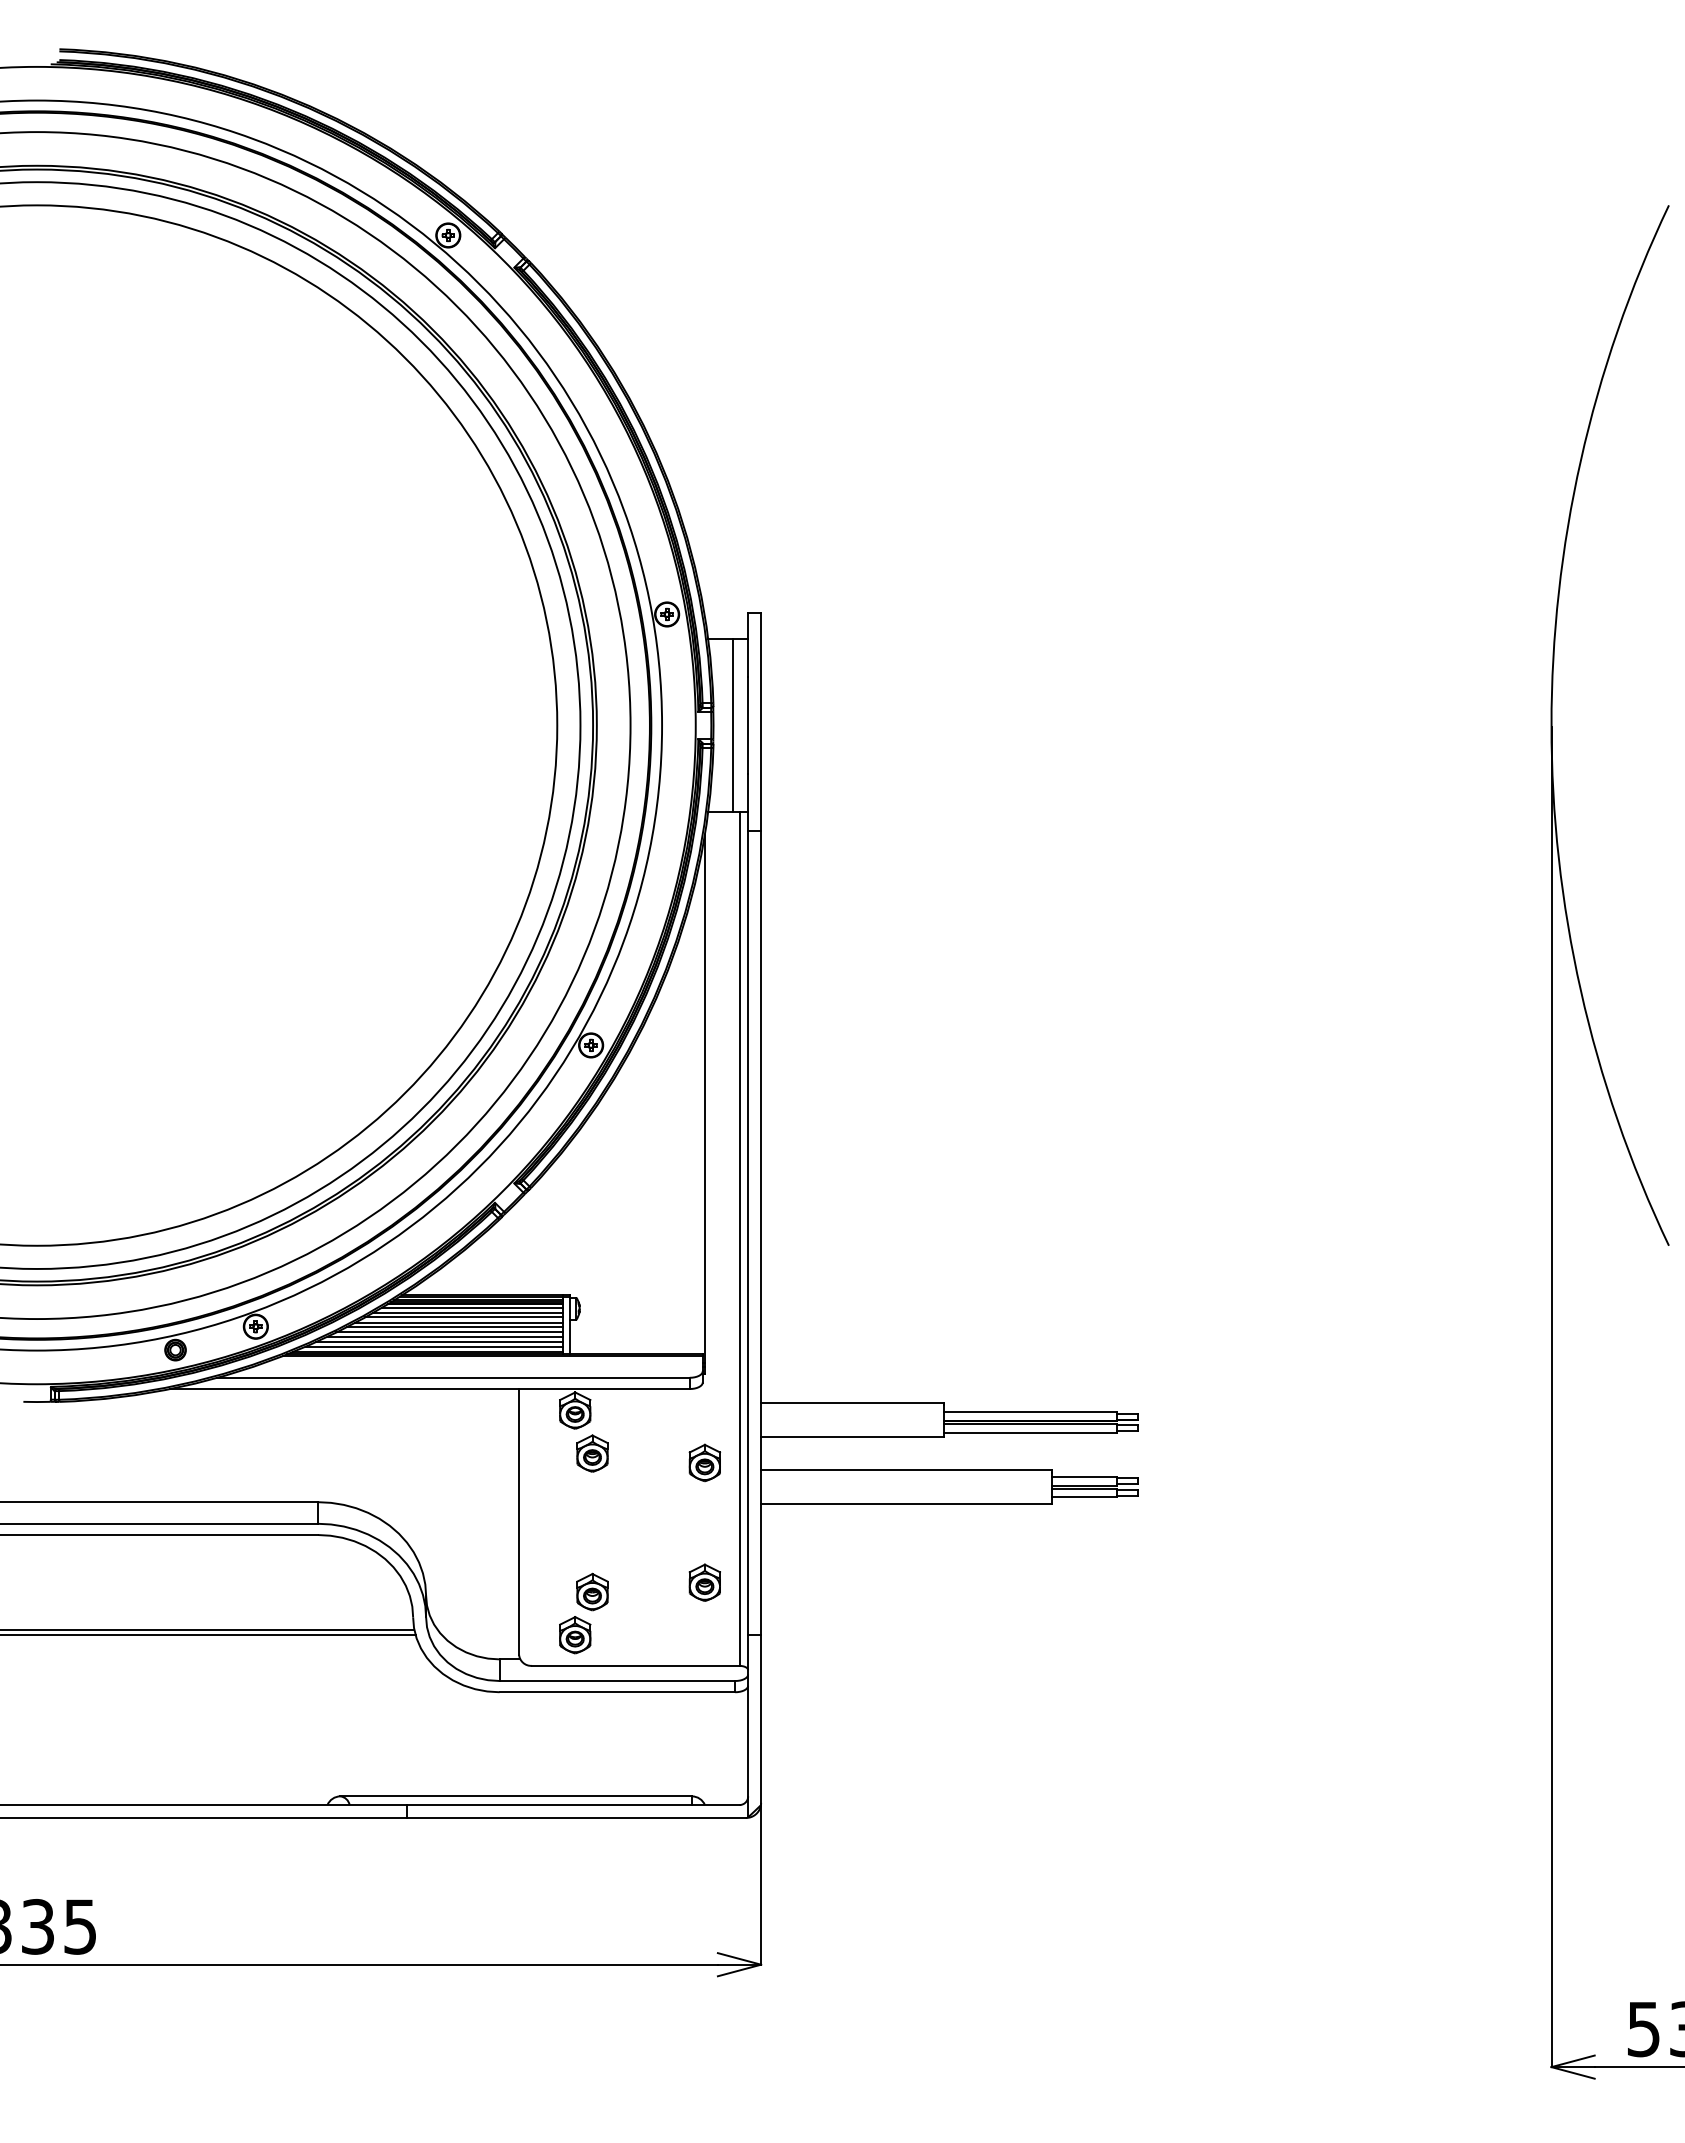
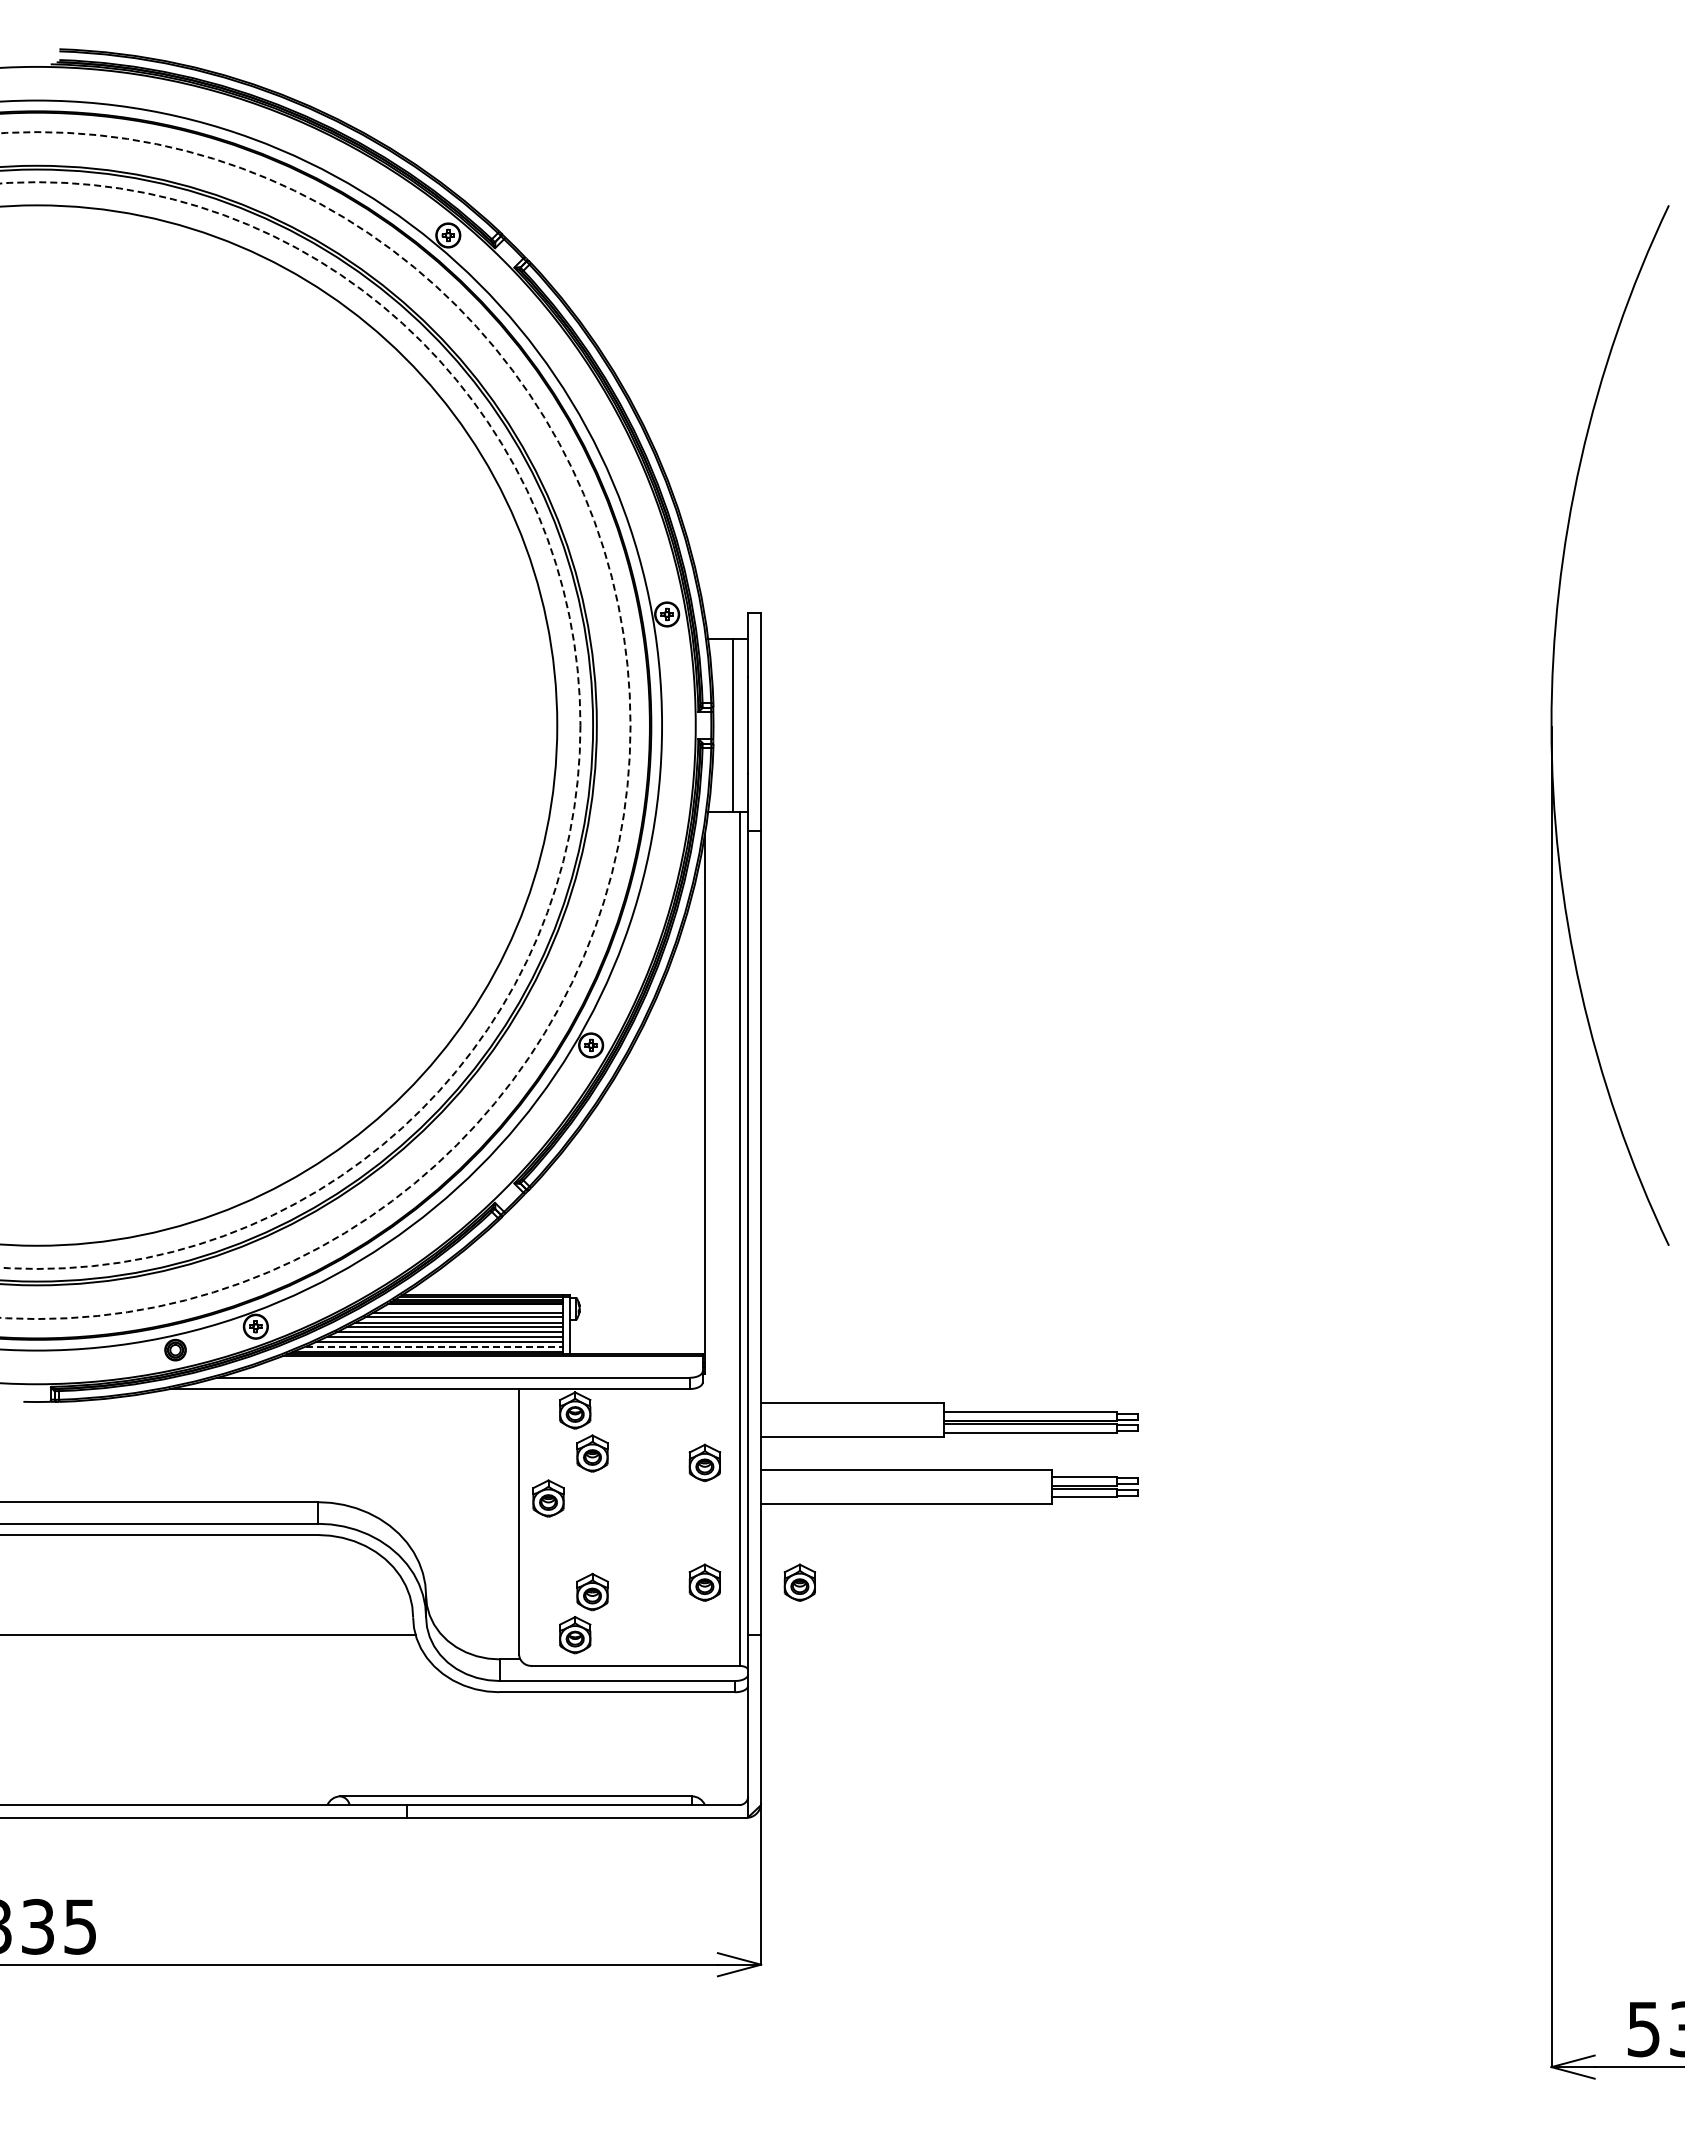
circle: solid -> dashed (290, 725)
circle: solid -> dashed (315, 725)
line: present -> none (472, 1307)
line: solid -> dashed (434, 1346)
part: none -> present (548, 1498)
part: none -> present (799, 1582)
line: present -> none (208, 1630)
